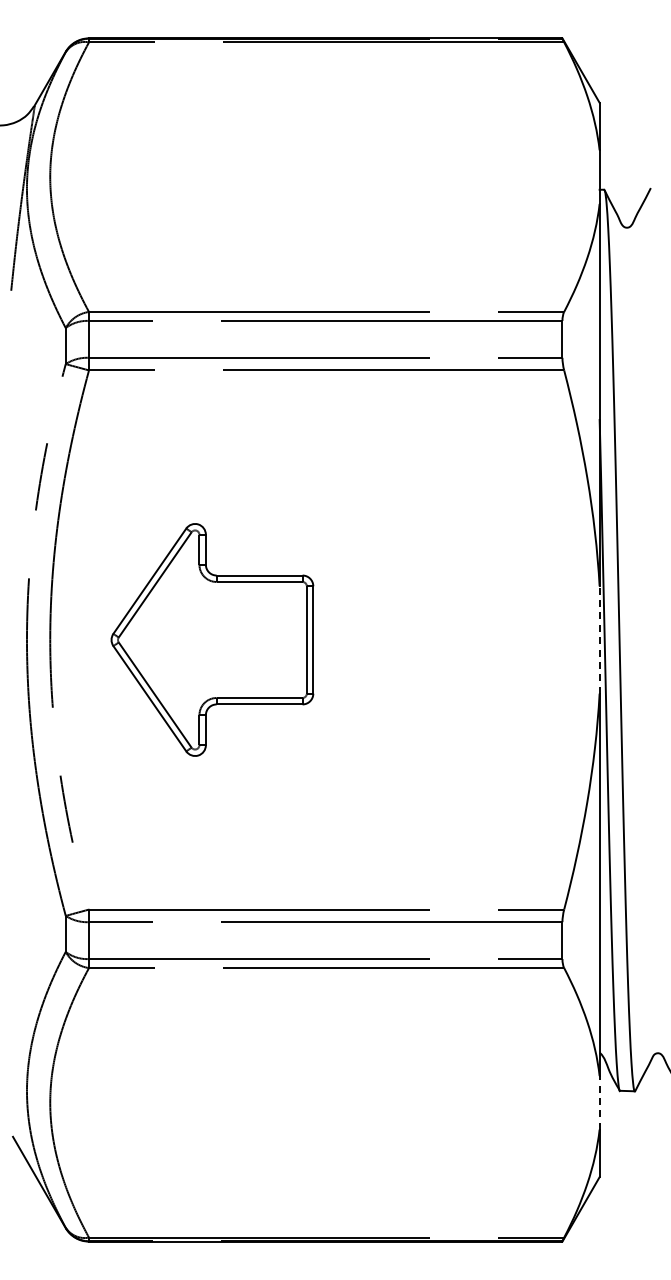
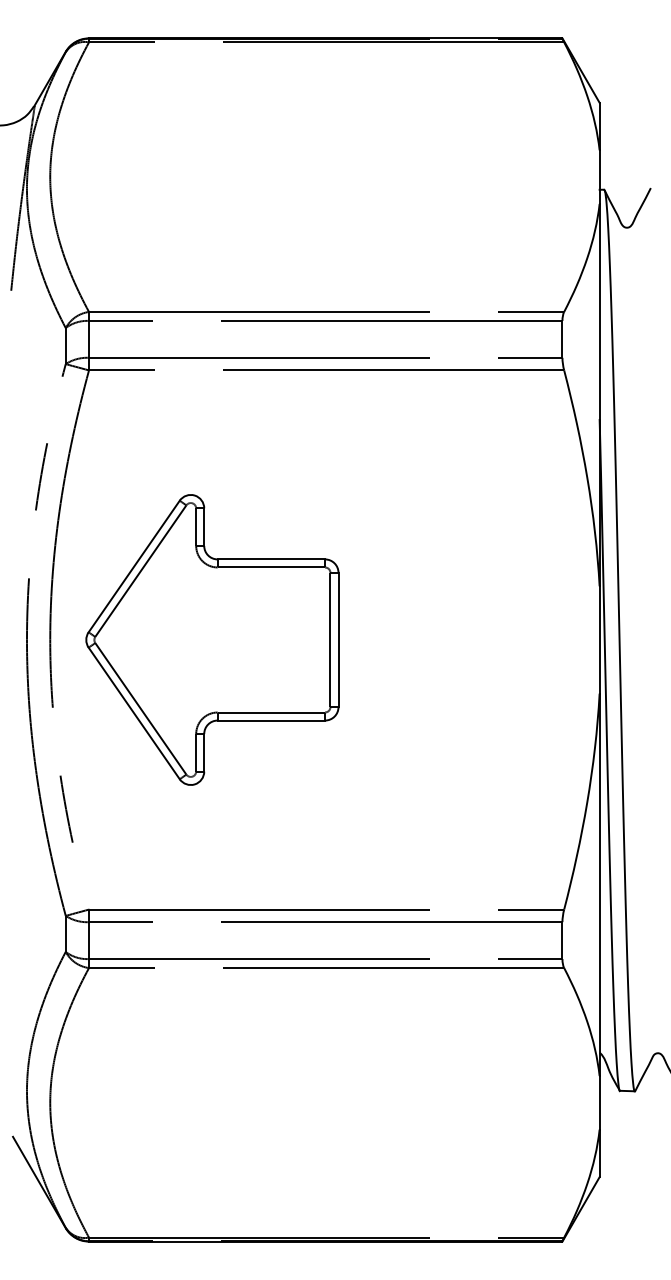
part size: 205x234 px -> 255x292 px (212, 639)
line: dashed -> solid (599, 639)
line: dashed -> solid (599, 1102)
